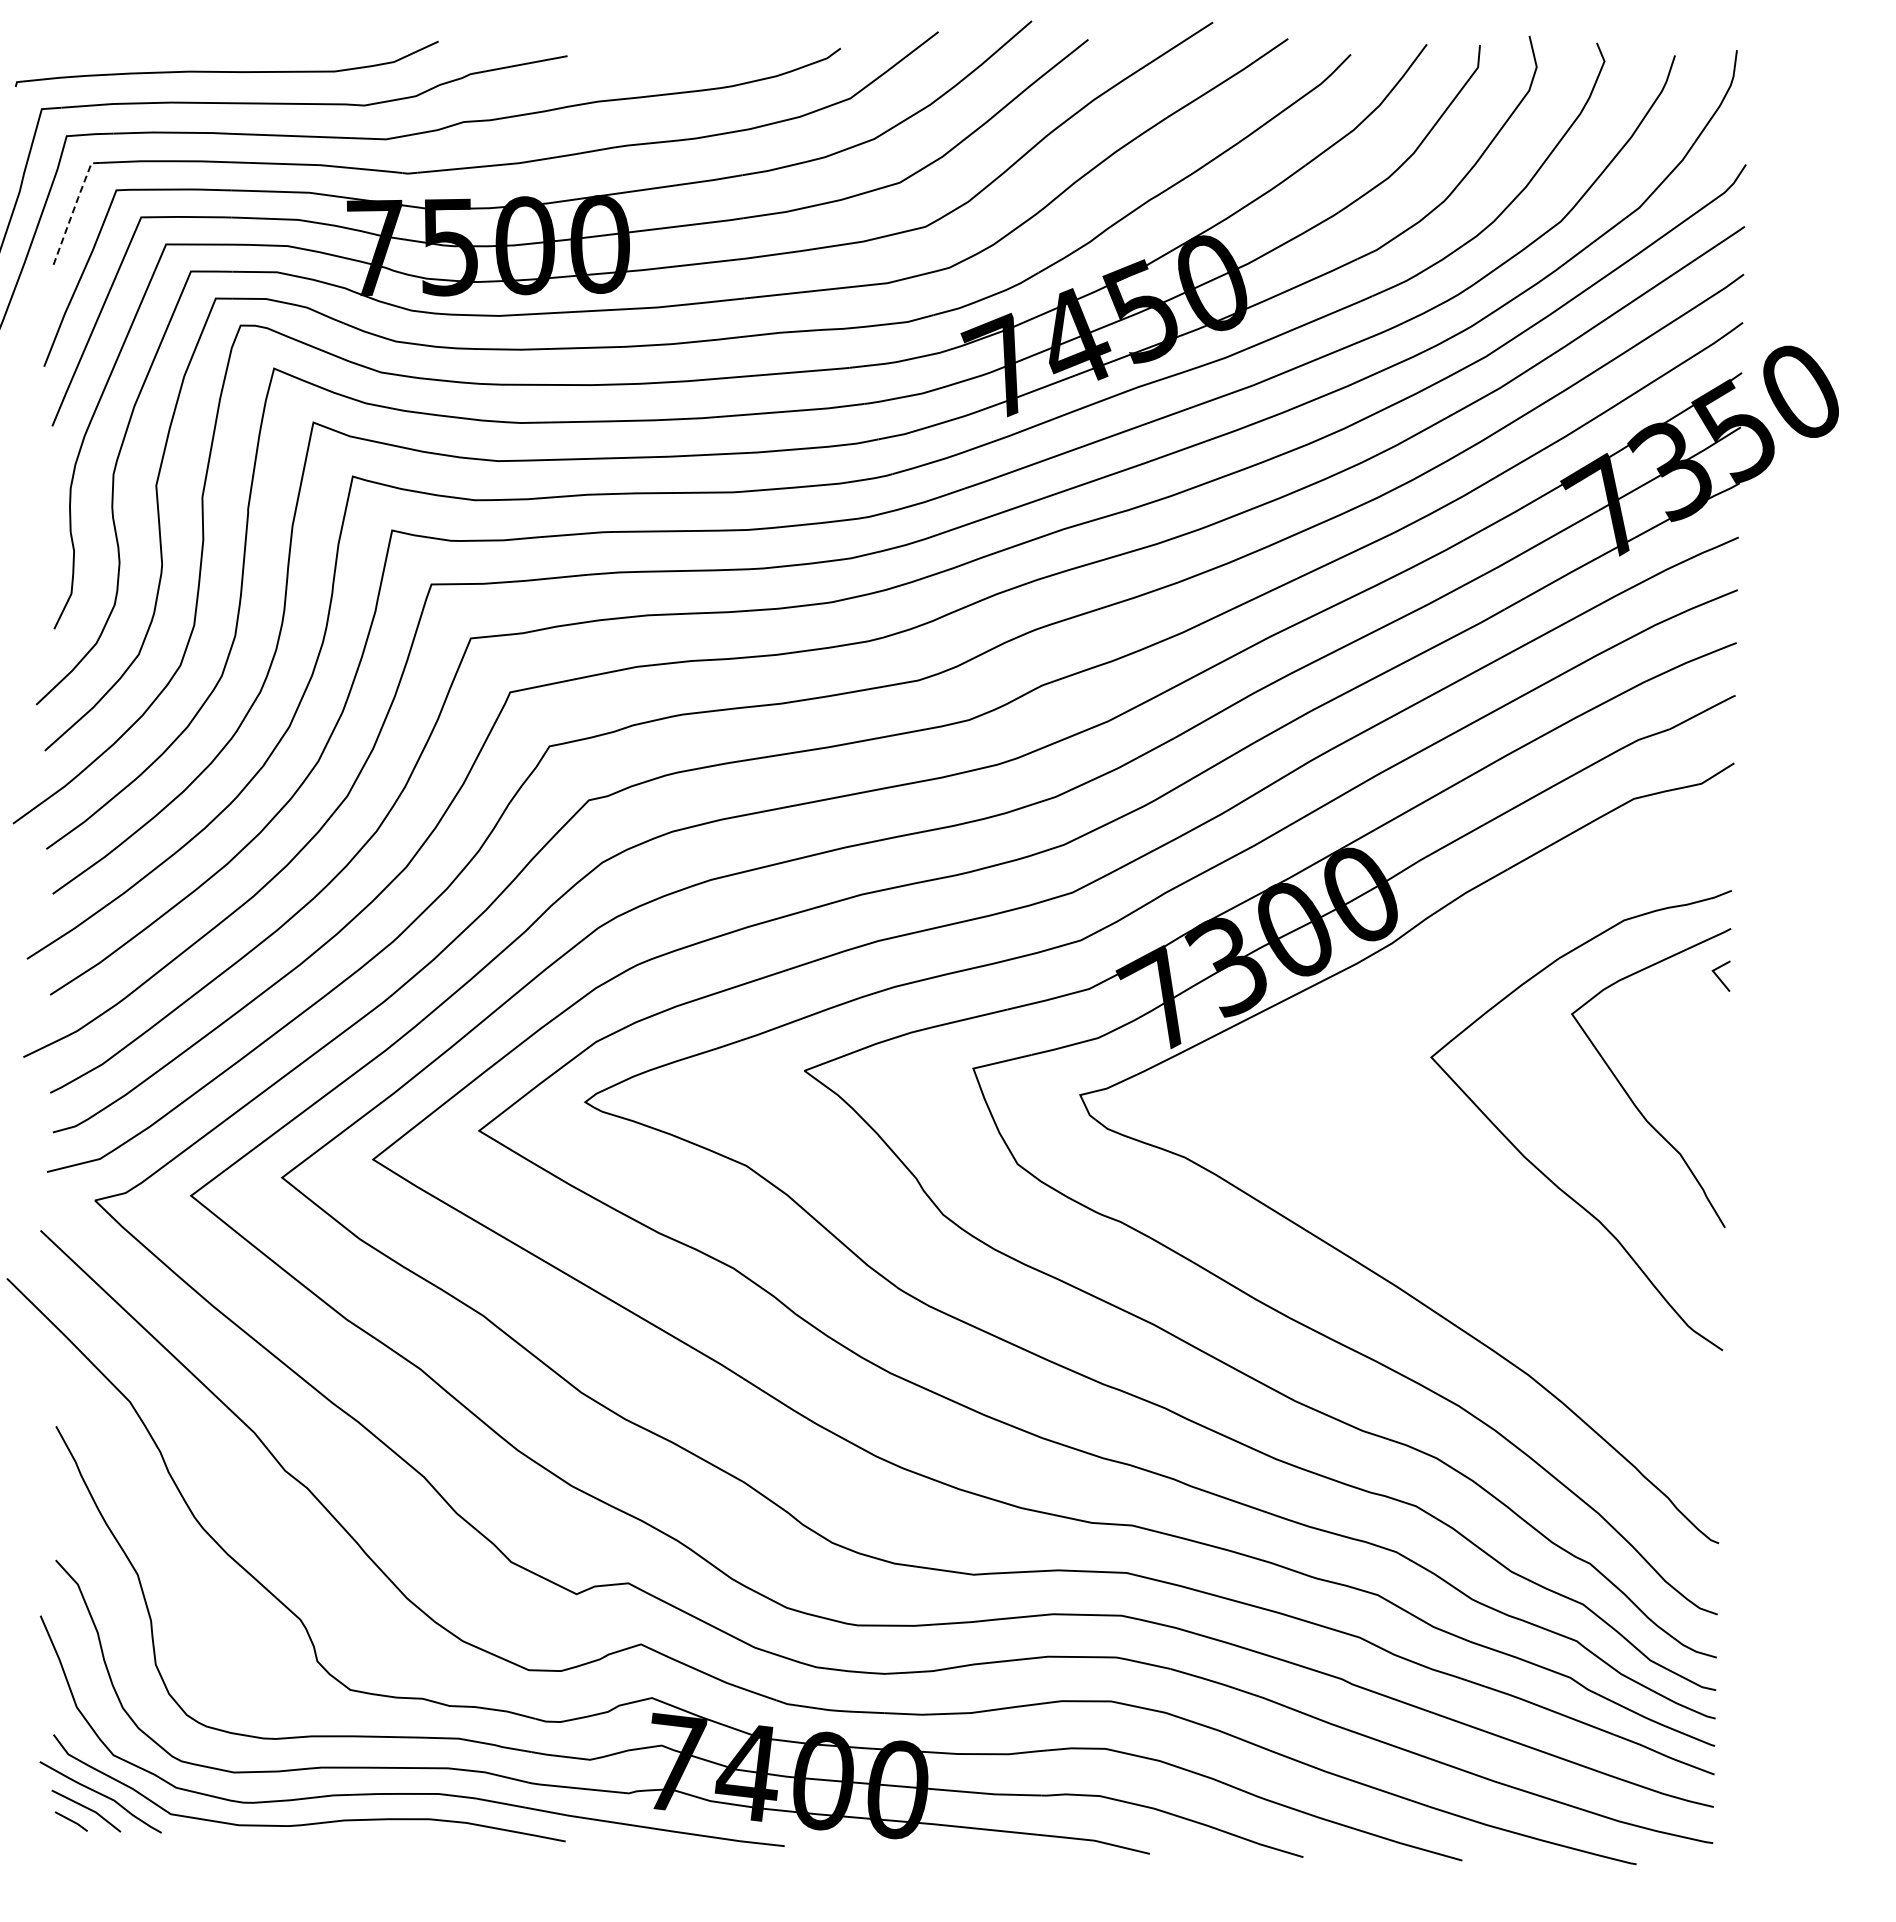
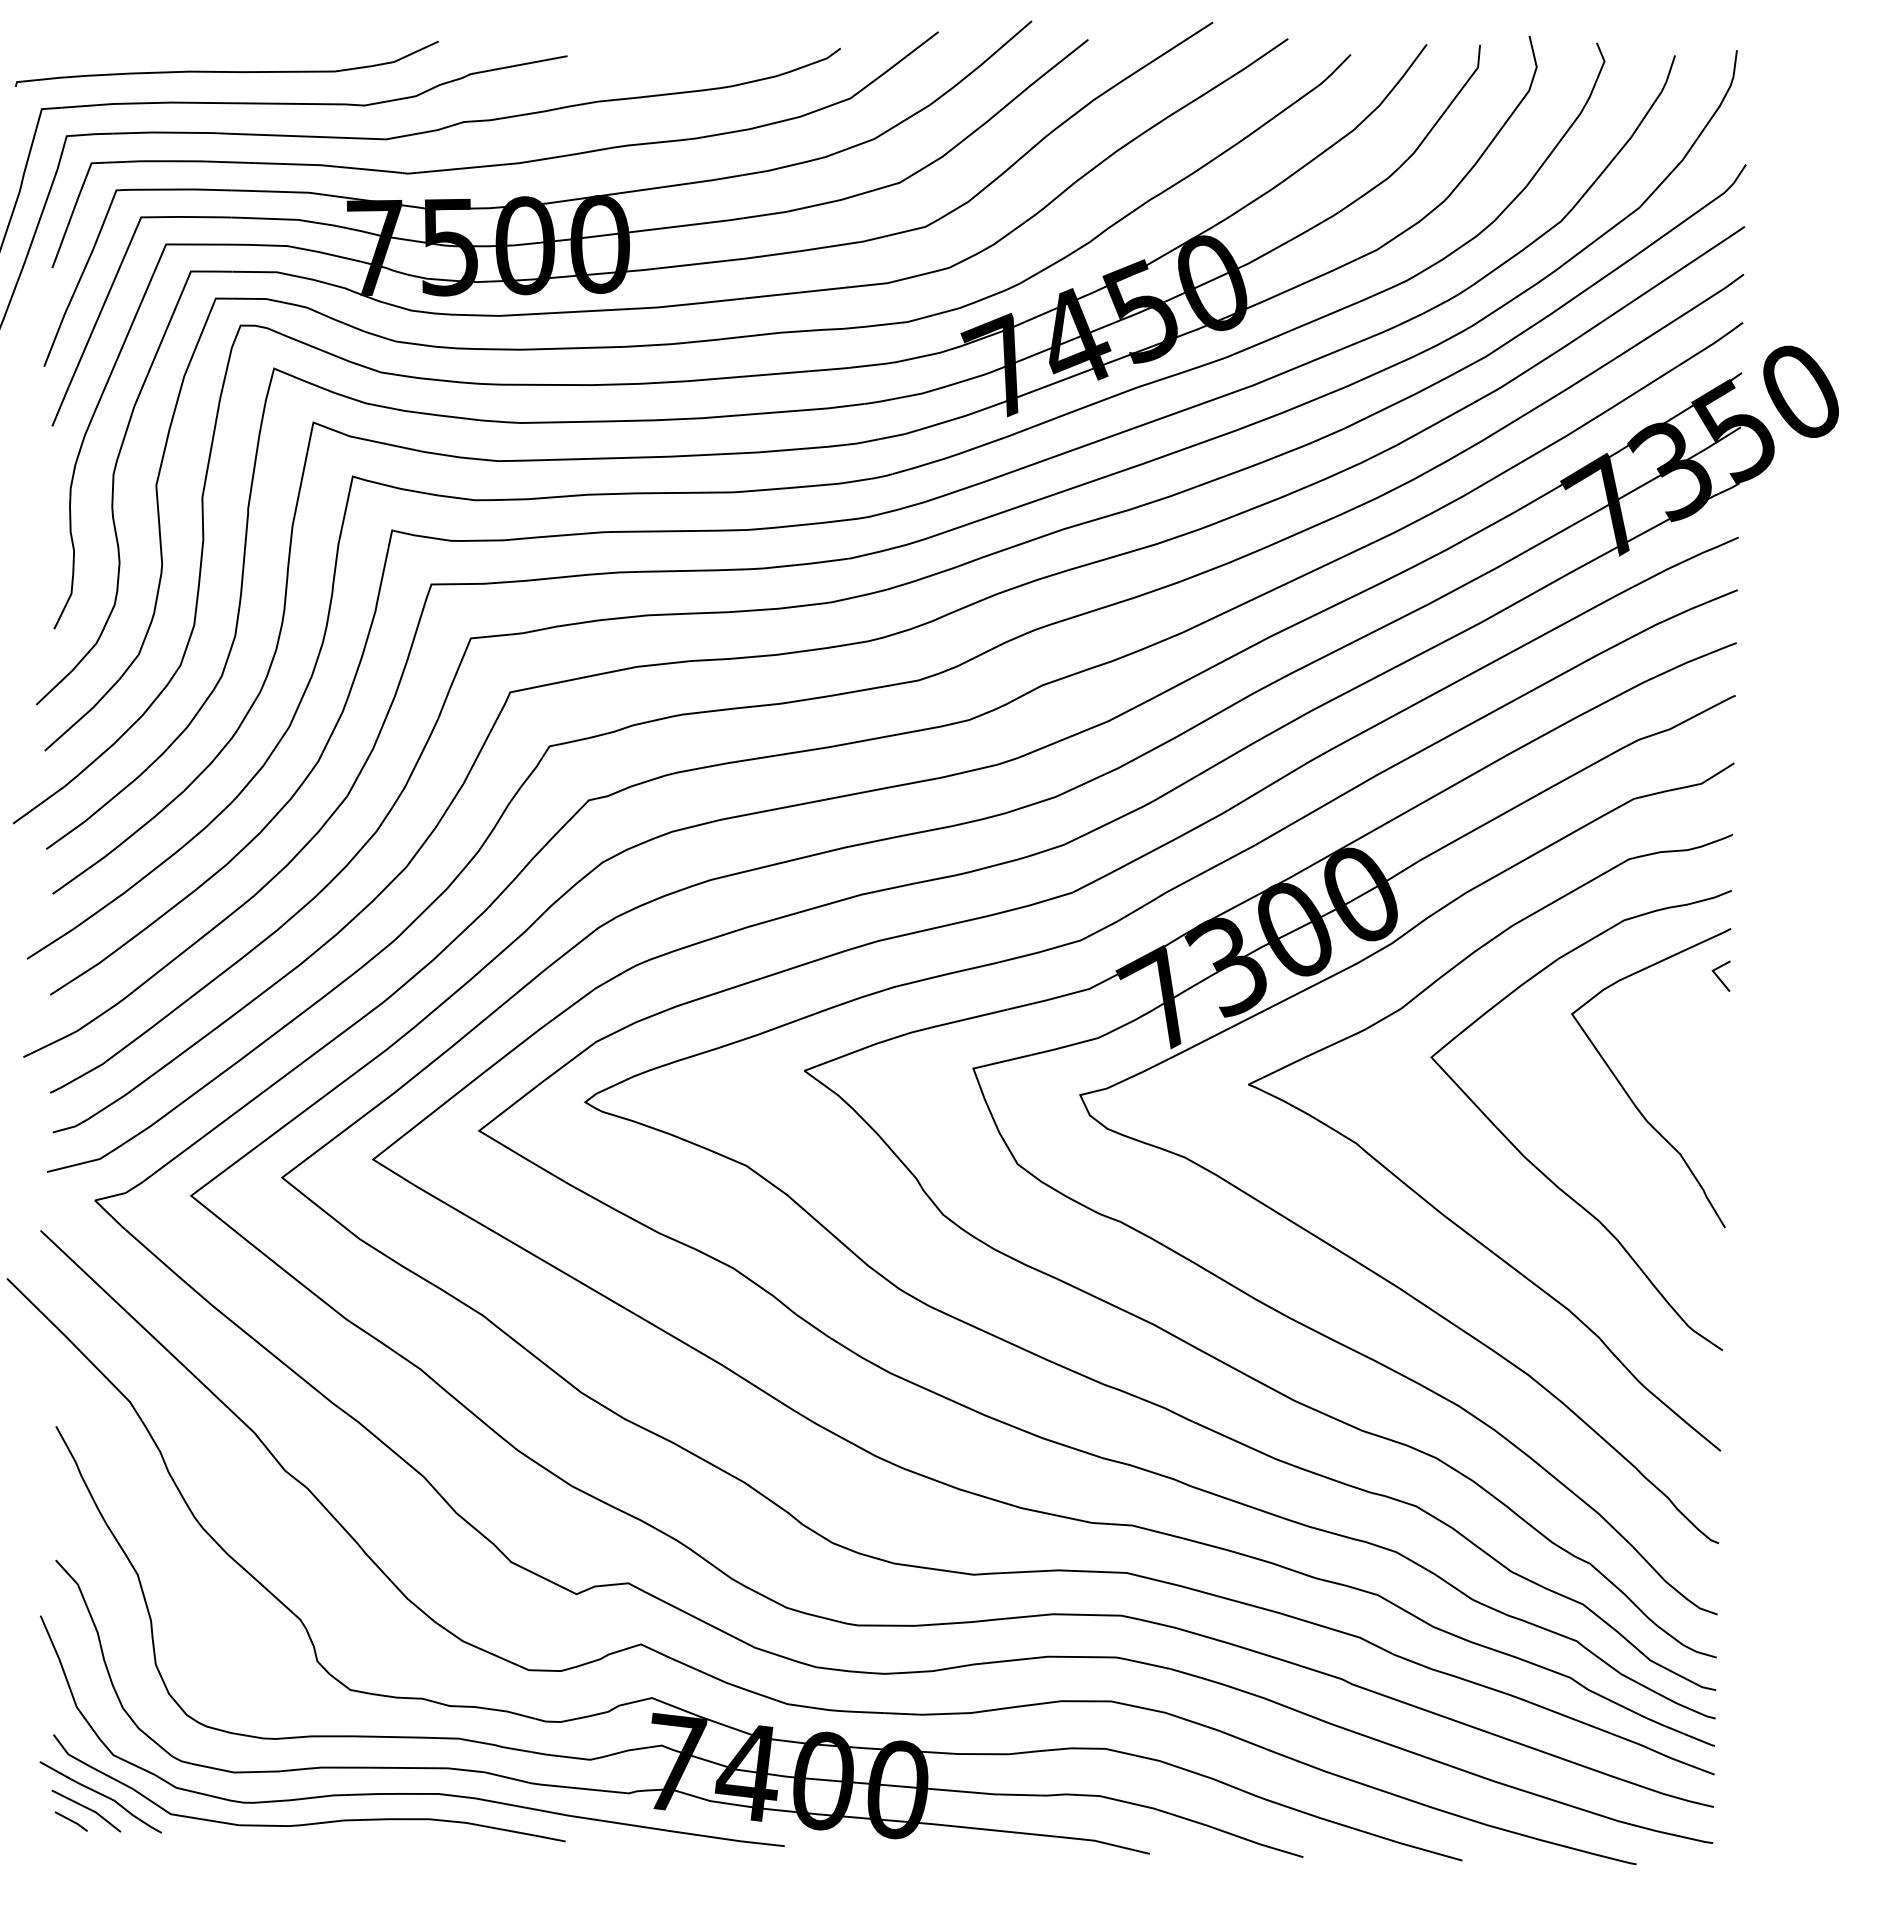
line: dashed -> solid (73, 210)
curve: none -> present (1438, 1209)
